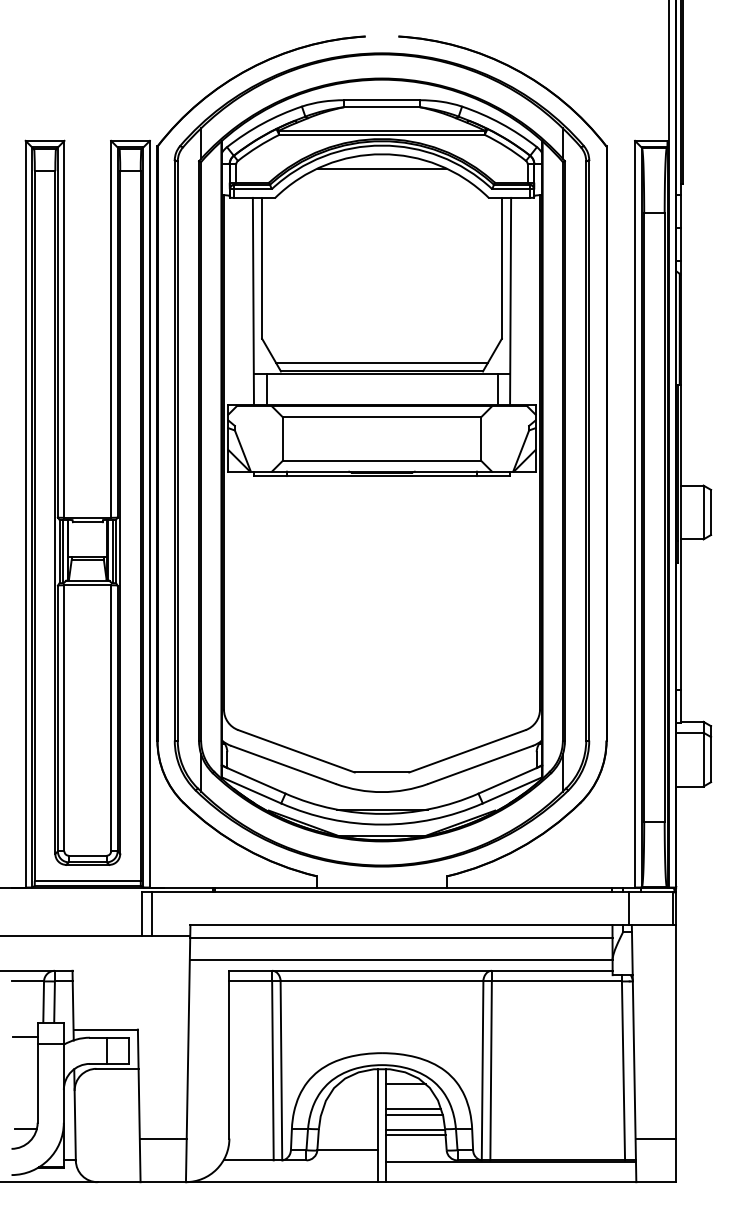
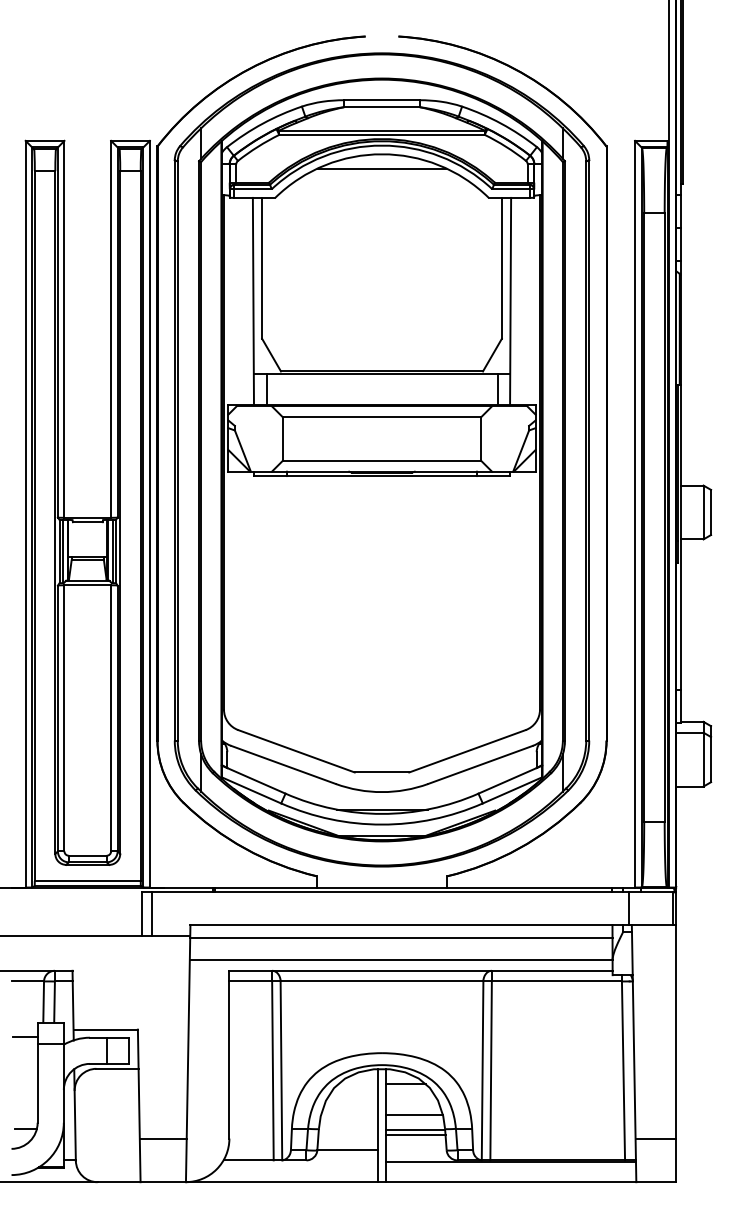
line: present -> none (381, 362)
line: present -> none (413, 1109)
